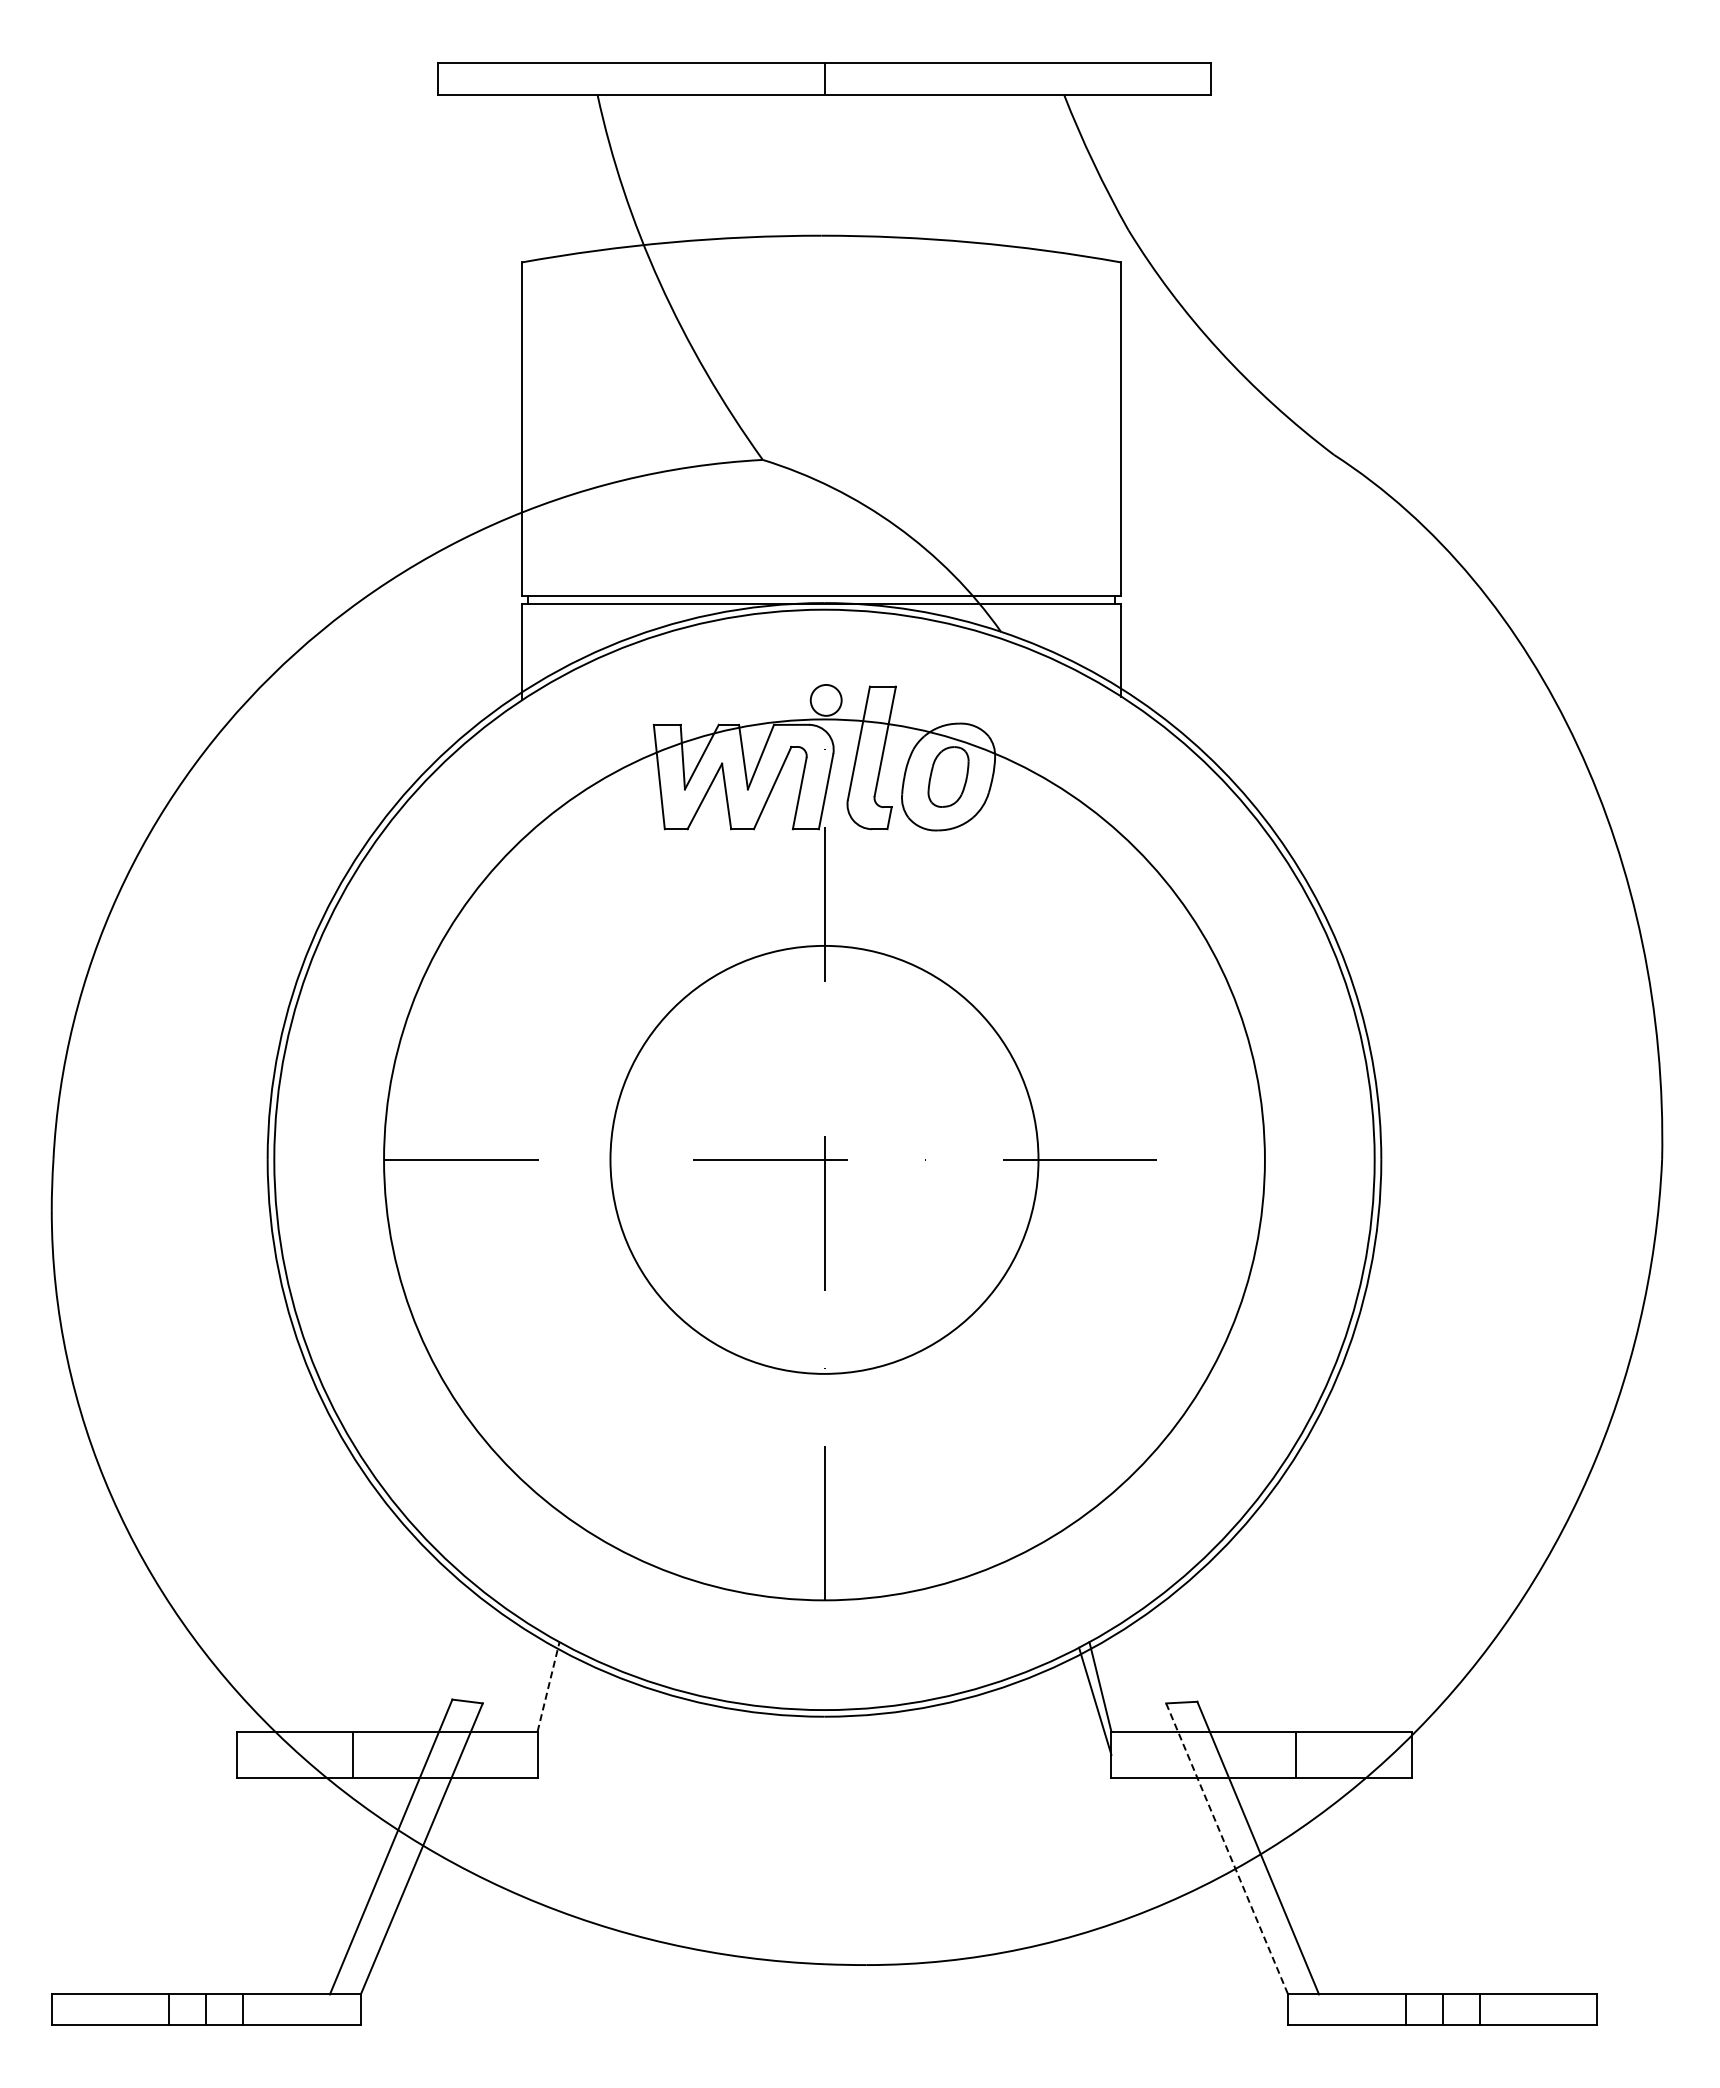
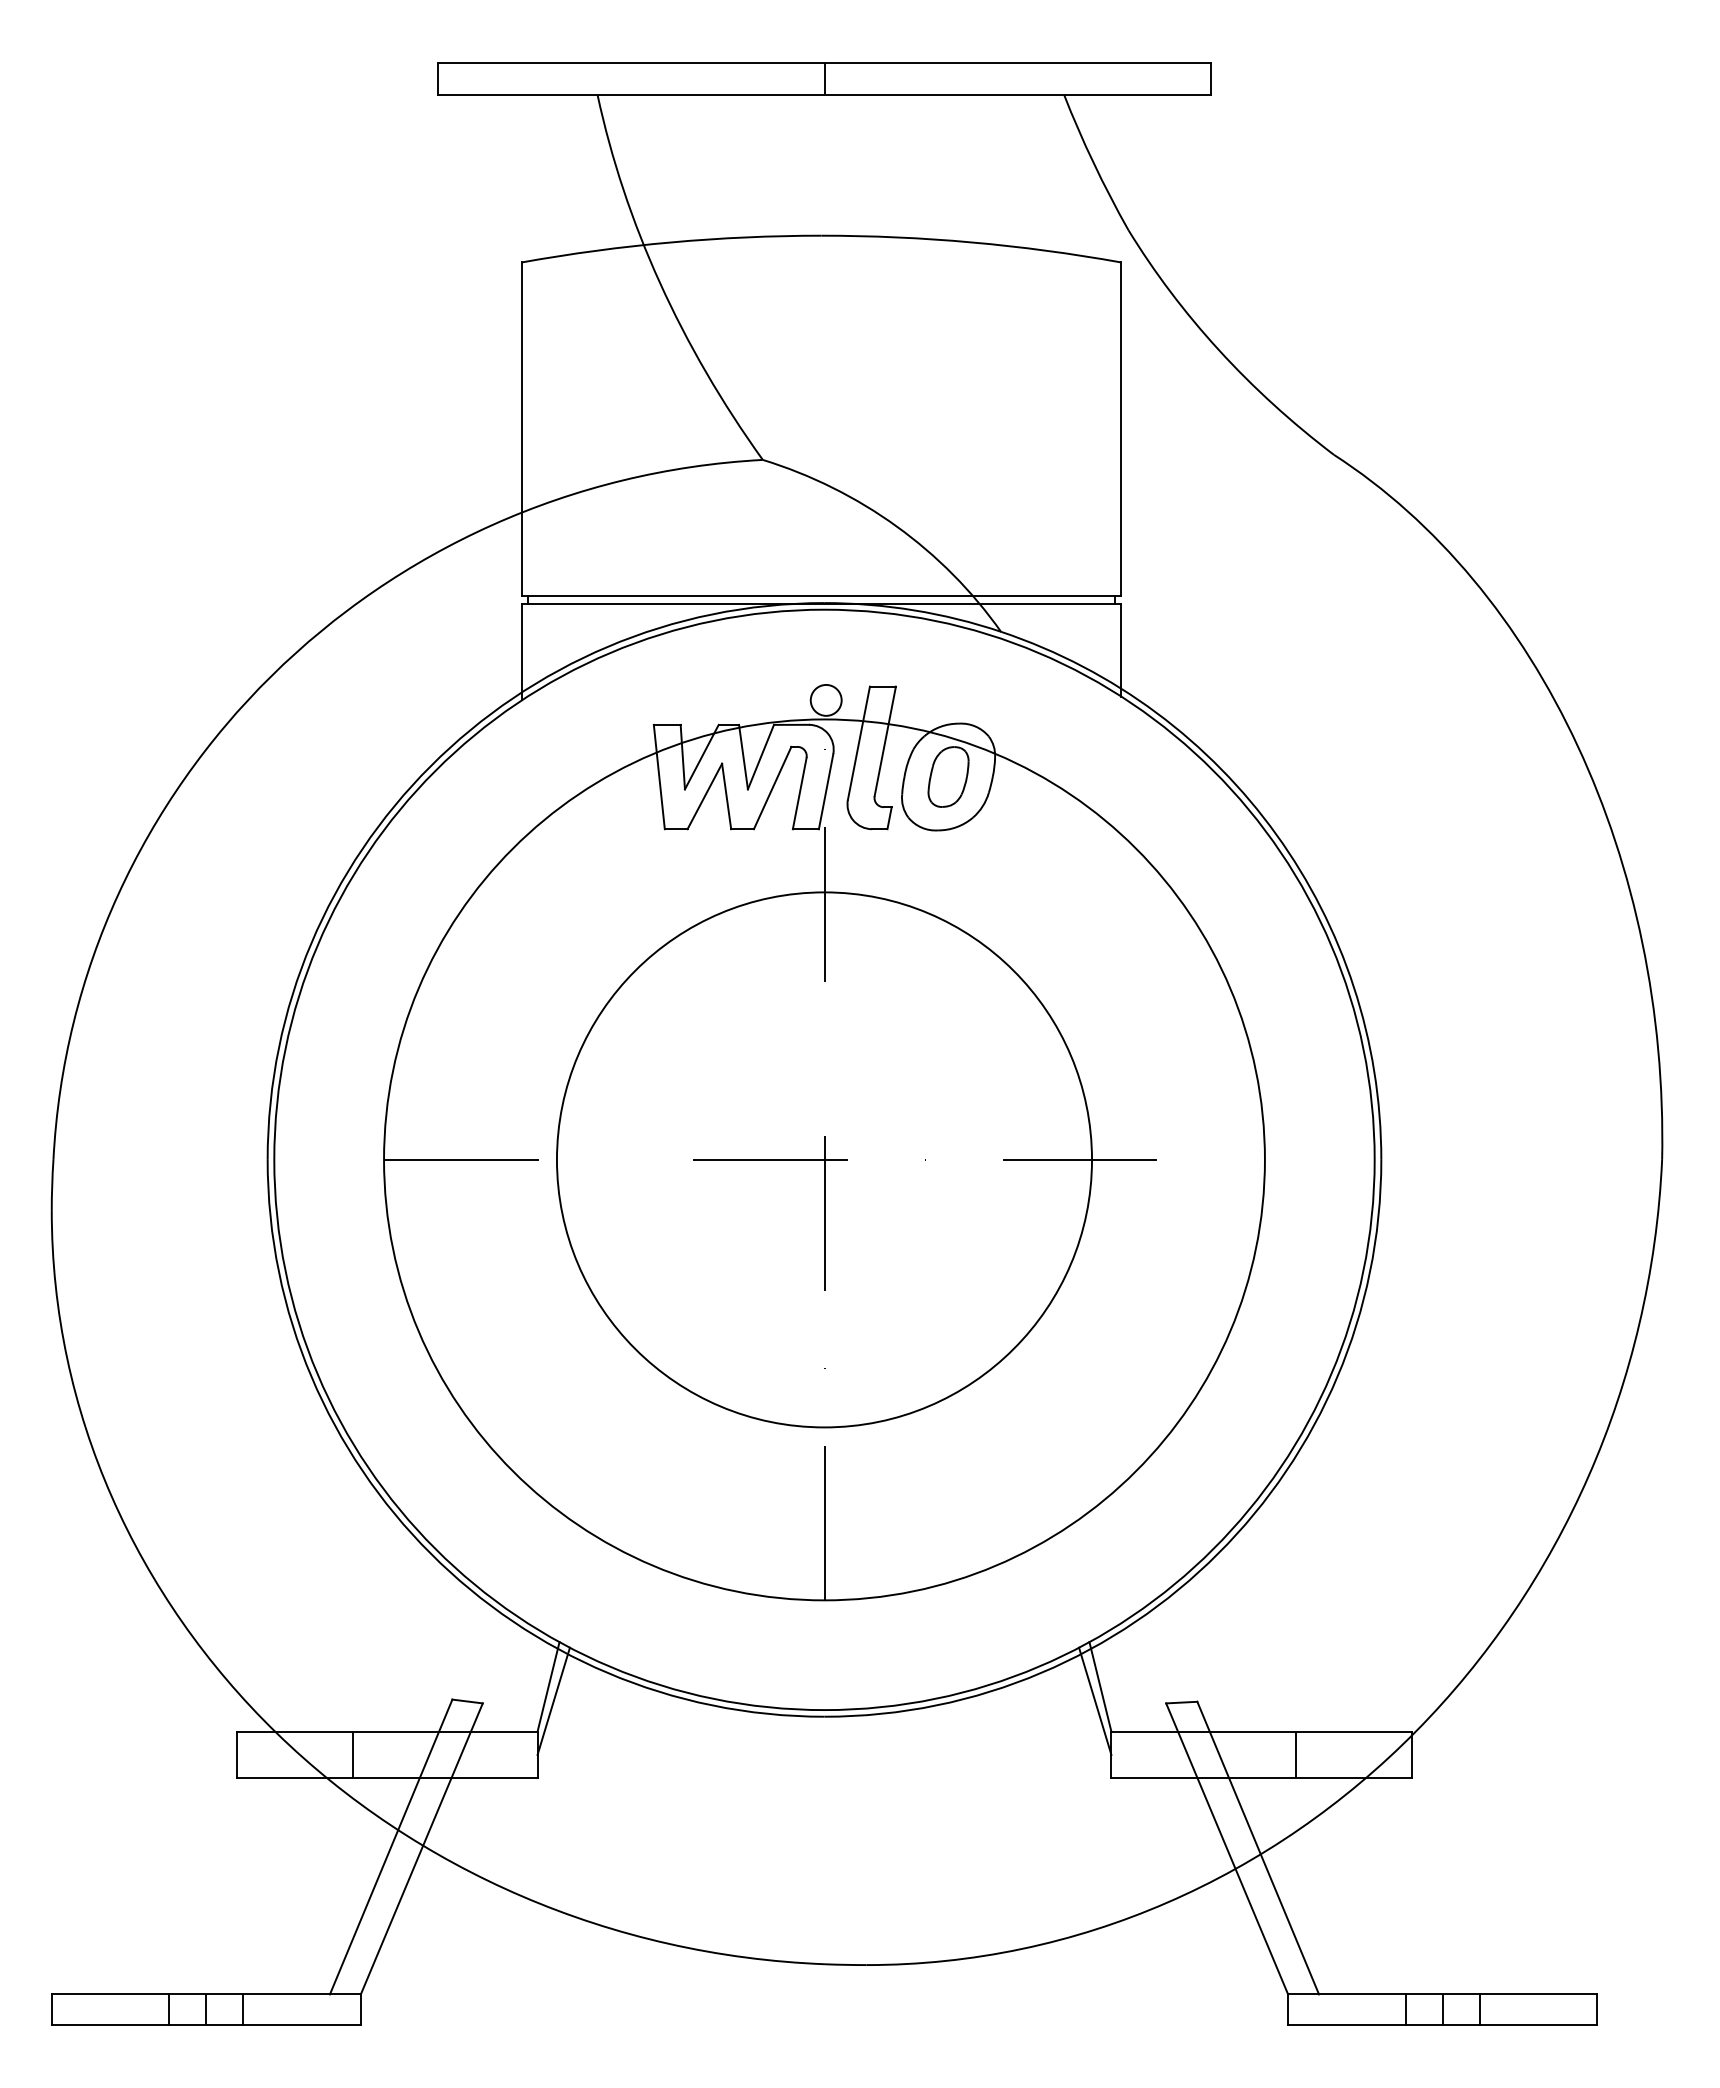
circle diameter: 428 px -> 535 px (824, 1159)
line: dashed -> solid (548, 1686)
line: none -> present (553, 1700)
line: dashed -> solid (1227, 1848)
